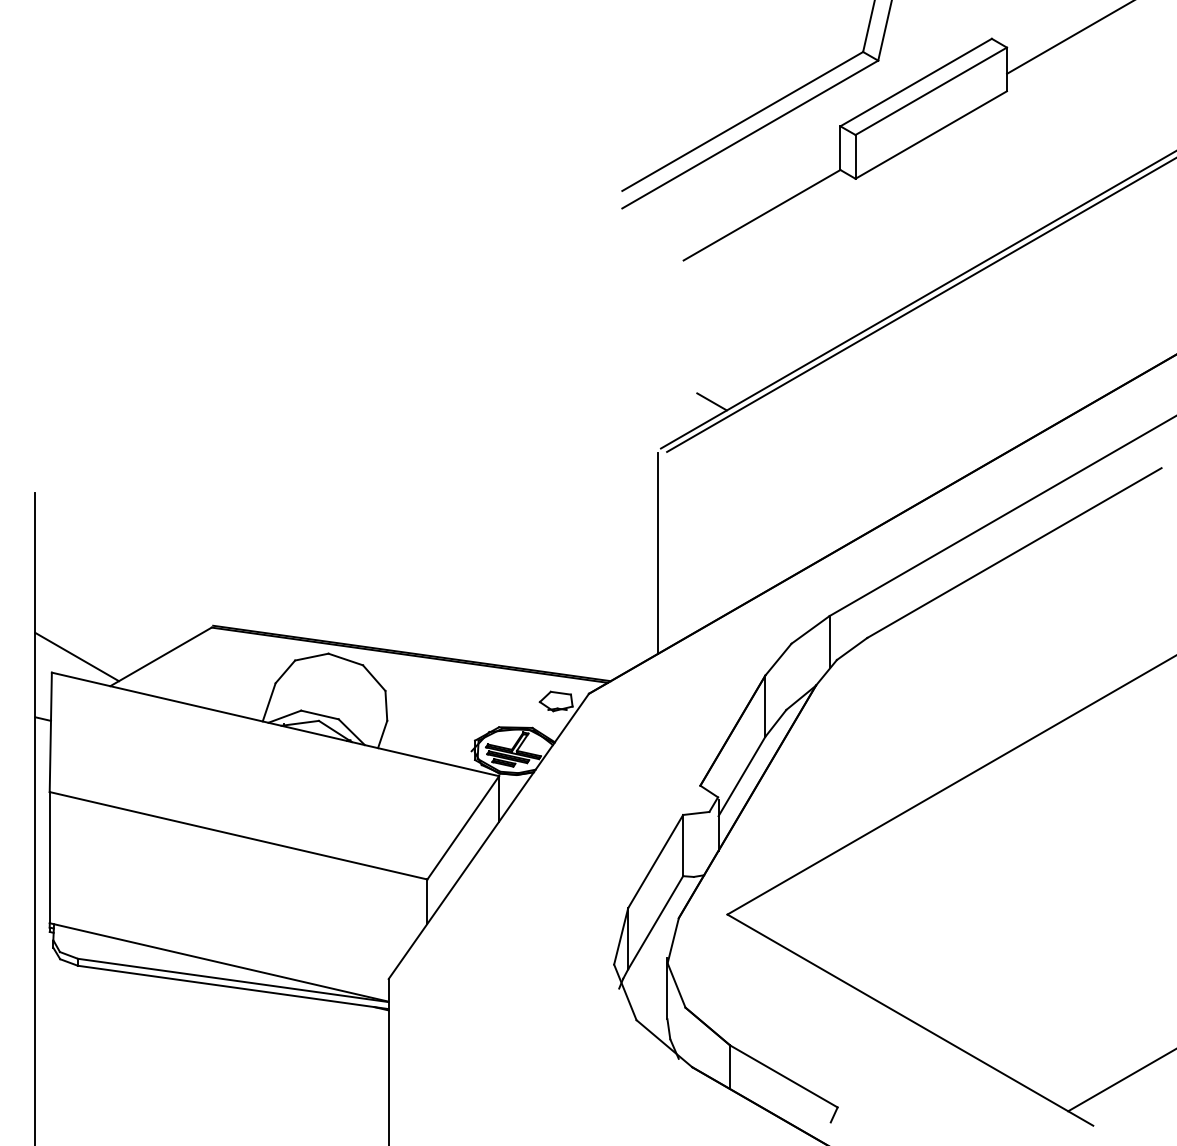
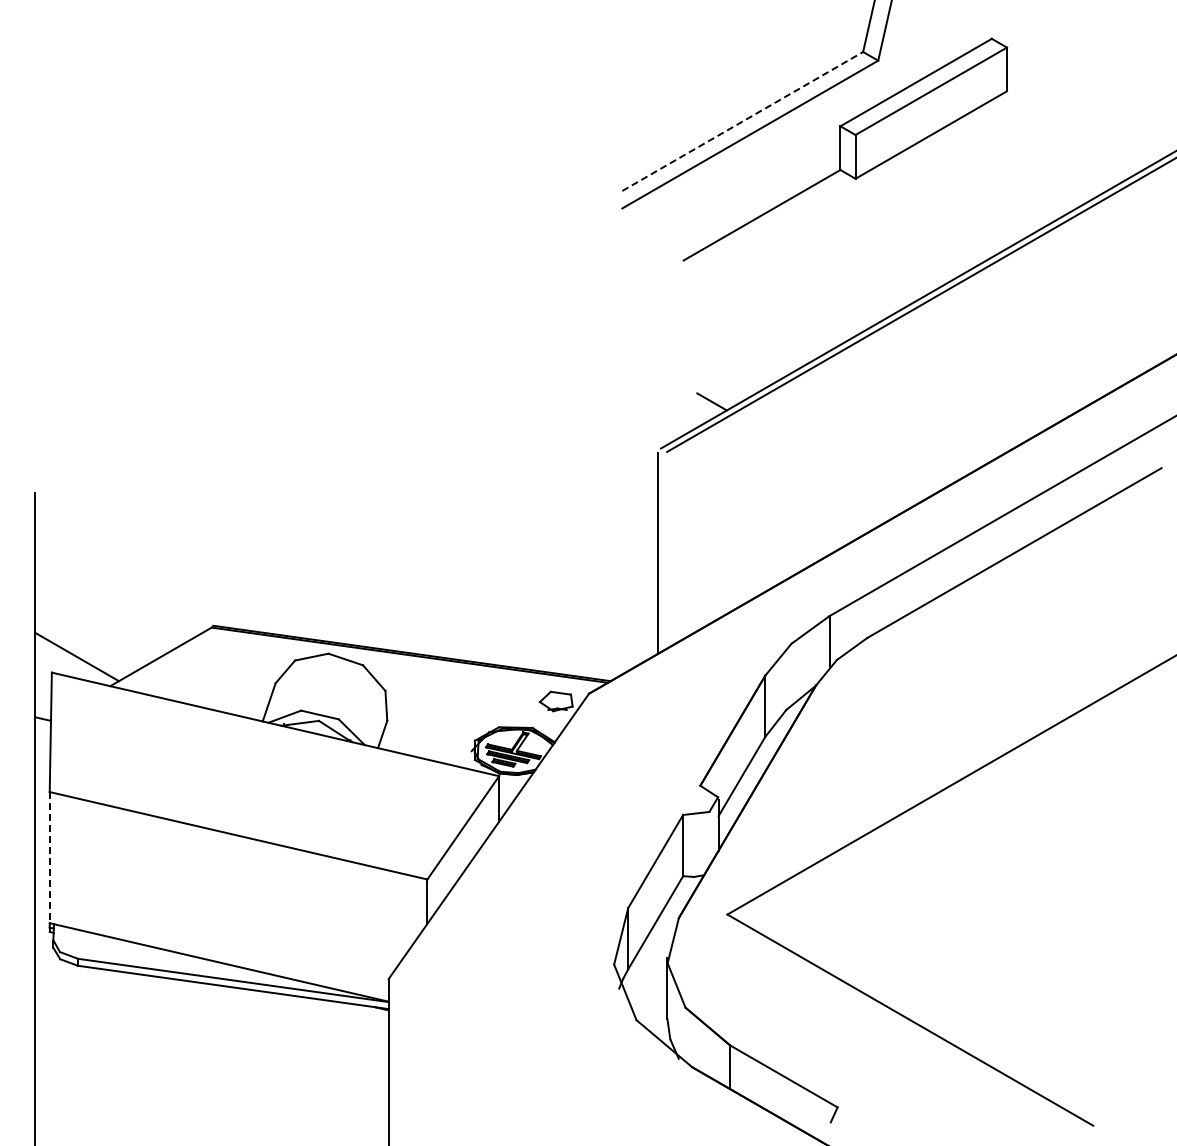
line: present -> none (1068, 37)
line: solid -> dashed (743, 121)
line: solid -> dashed (49, 857)
line: present -> none (1120, 1080)
